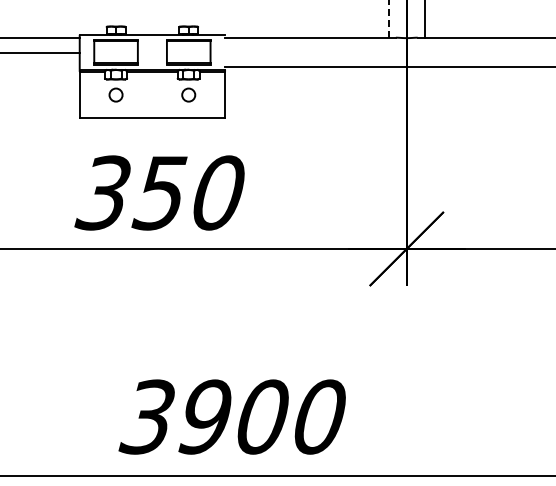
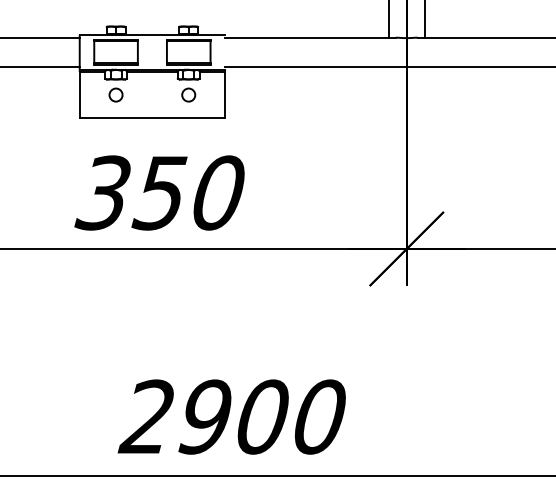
line: dashed -> solid (388, 19)
line position: (40, 52) -> (40, 66) (40, 66)
text: 3900 -> 2900 (145, 416)
